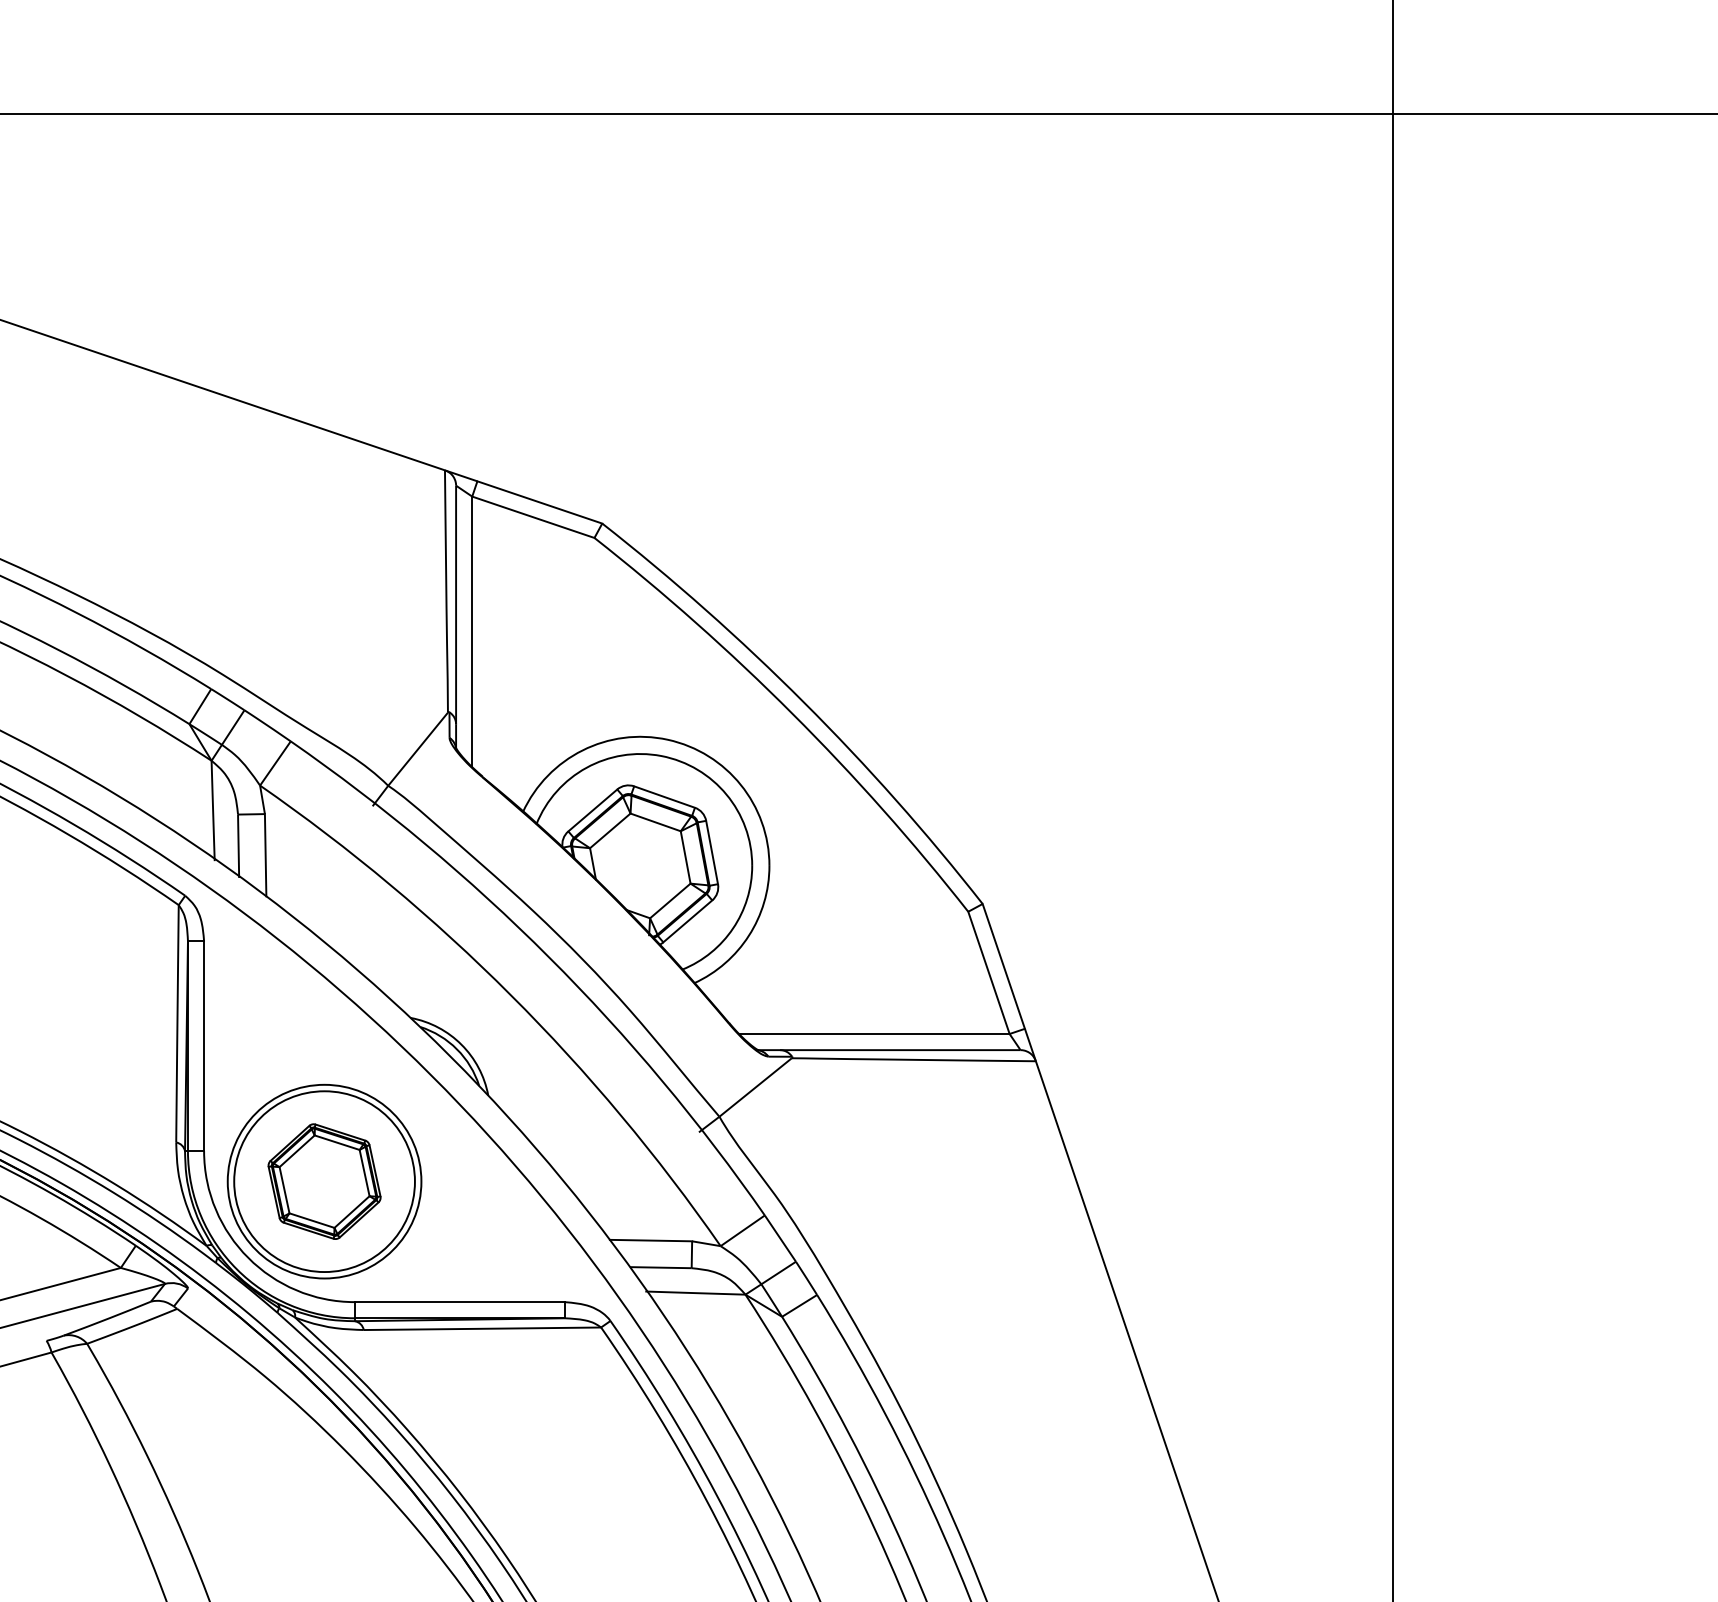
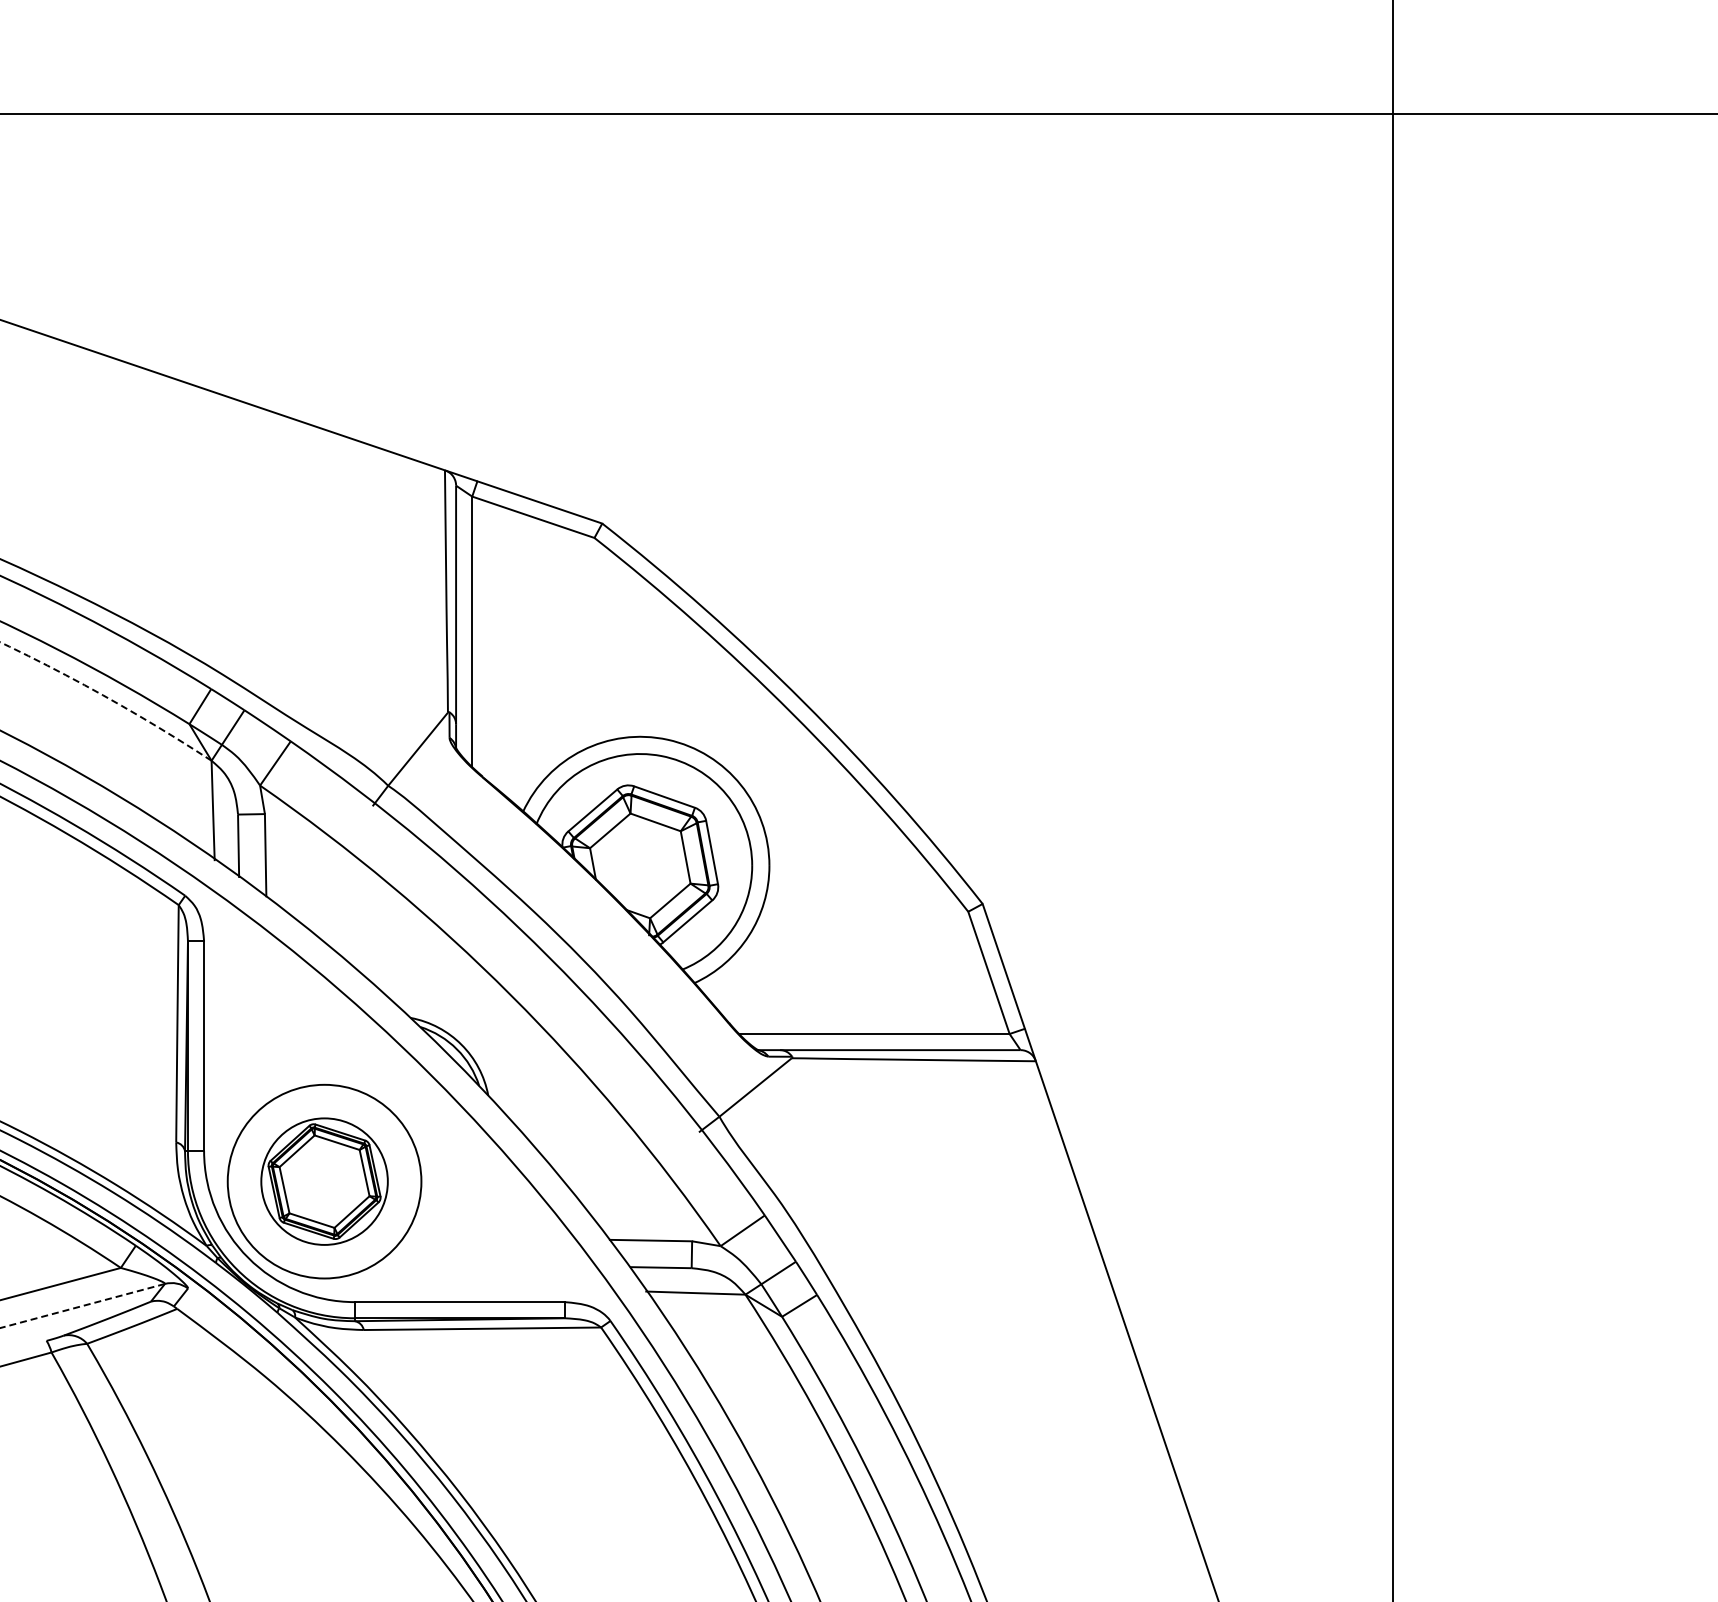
arc: solid -> dashed (107, 697)
circle diameter: 181 px -> 127 px (324, 1181)
line: solid -> dashed (82, 1305)
